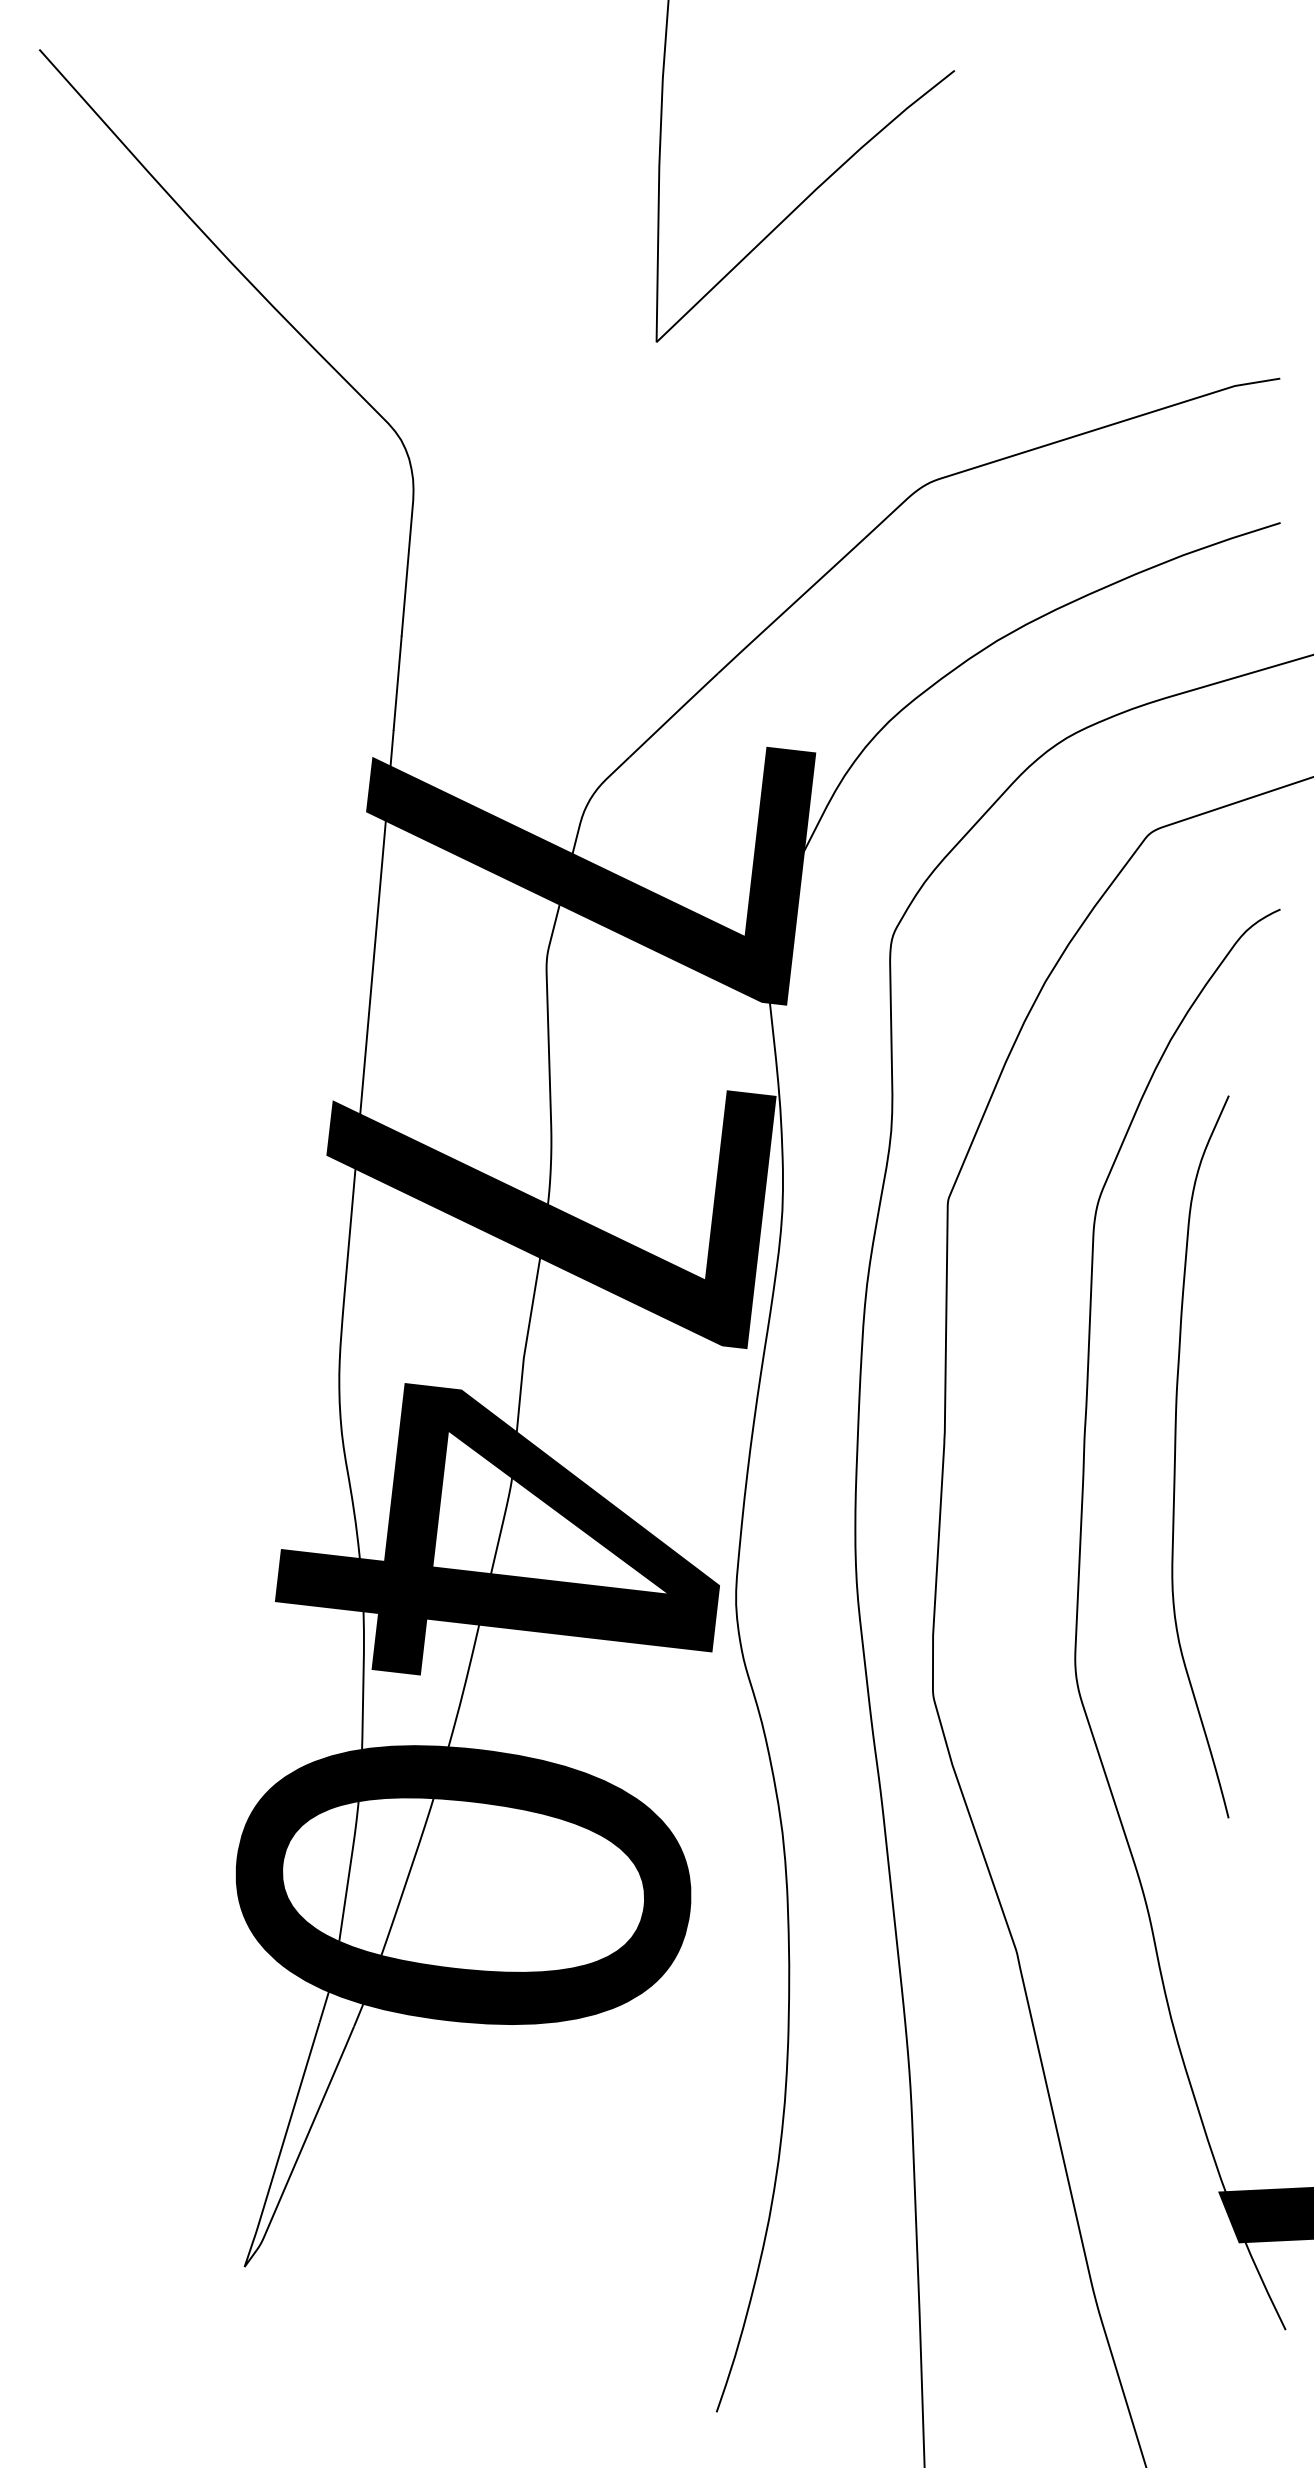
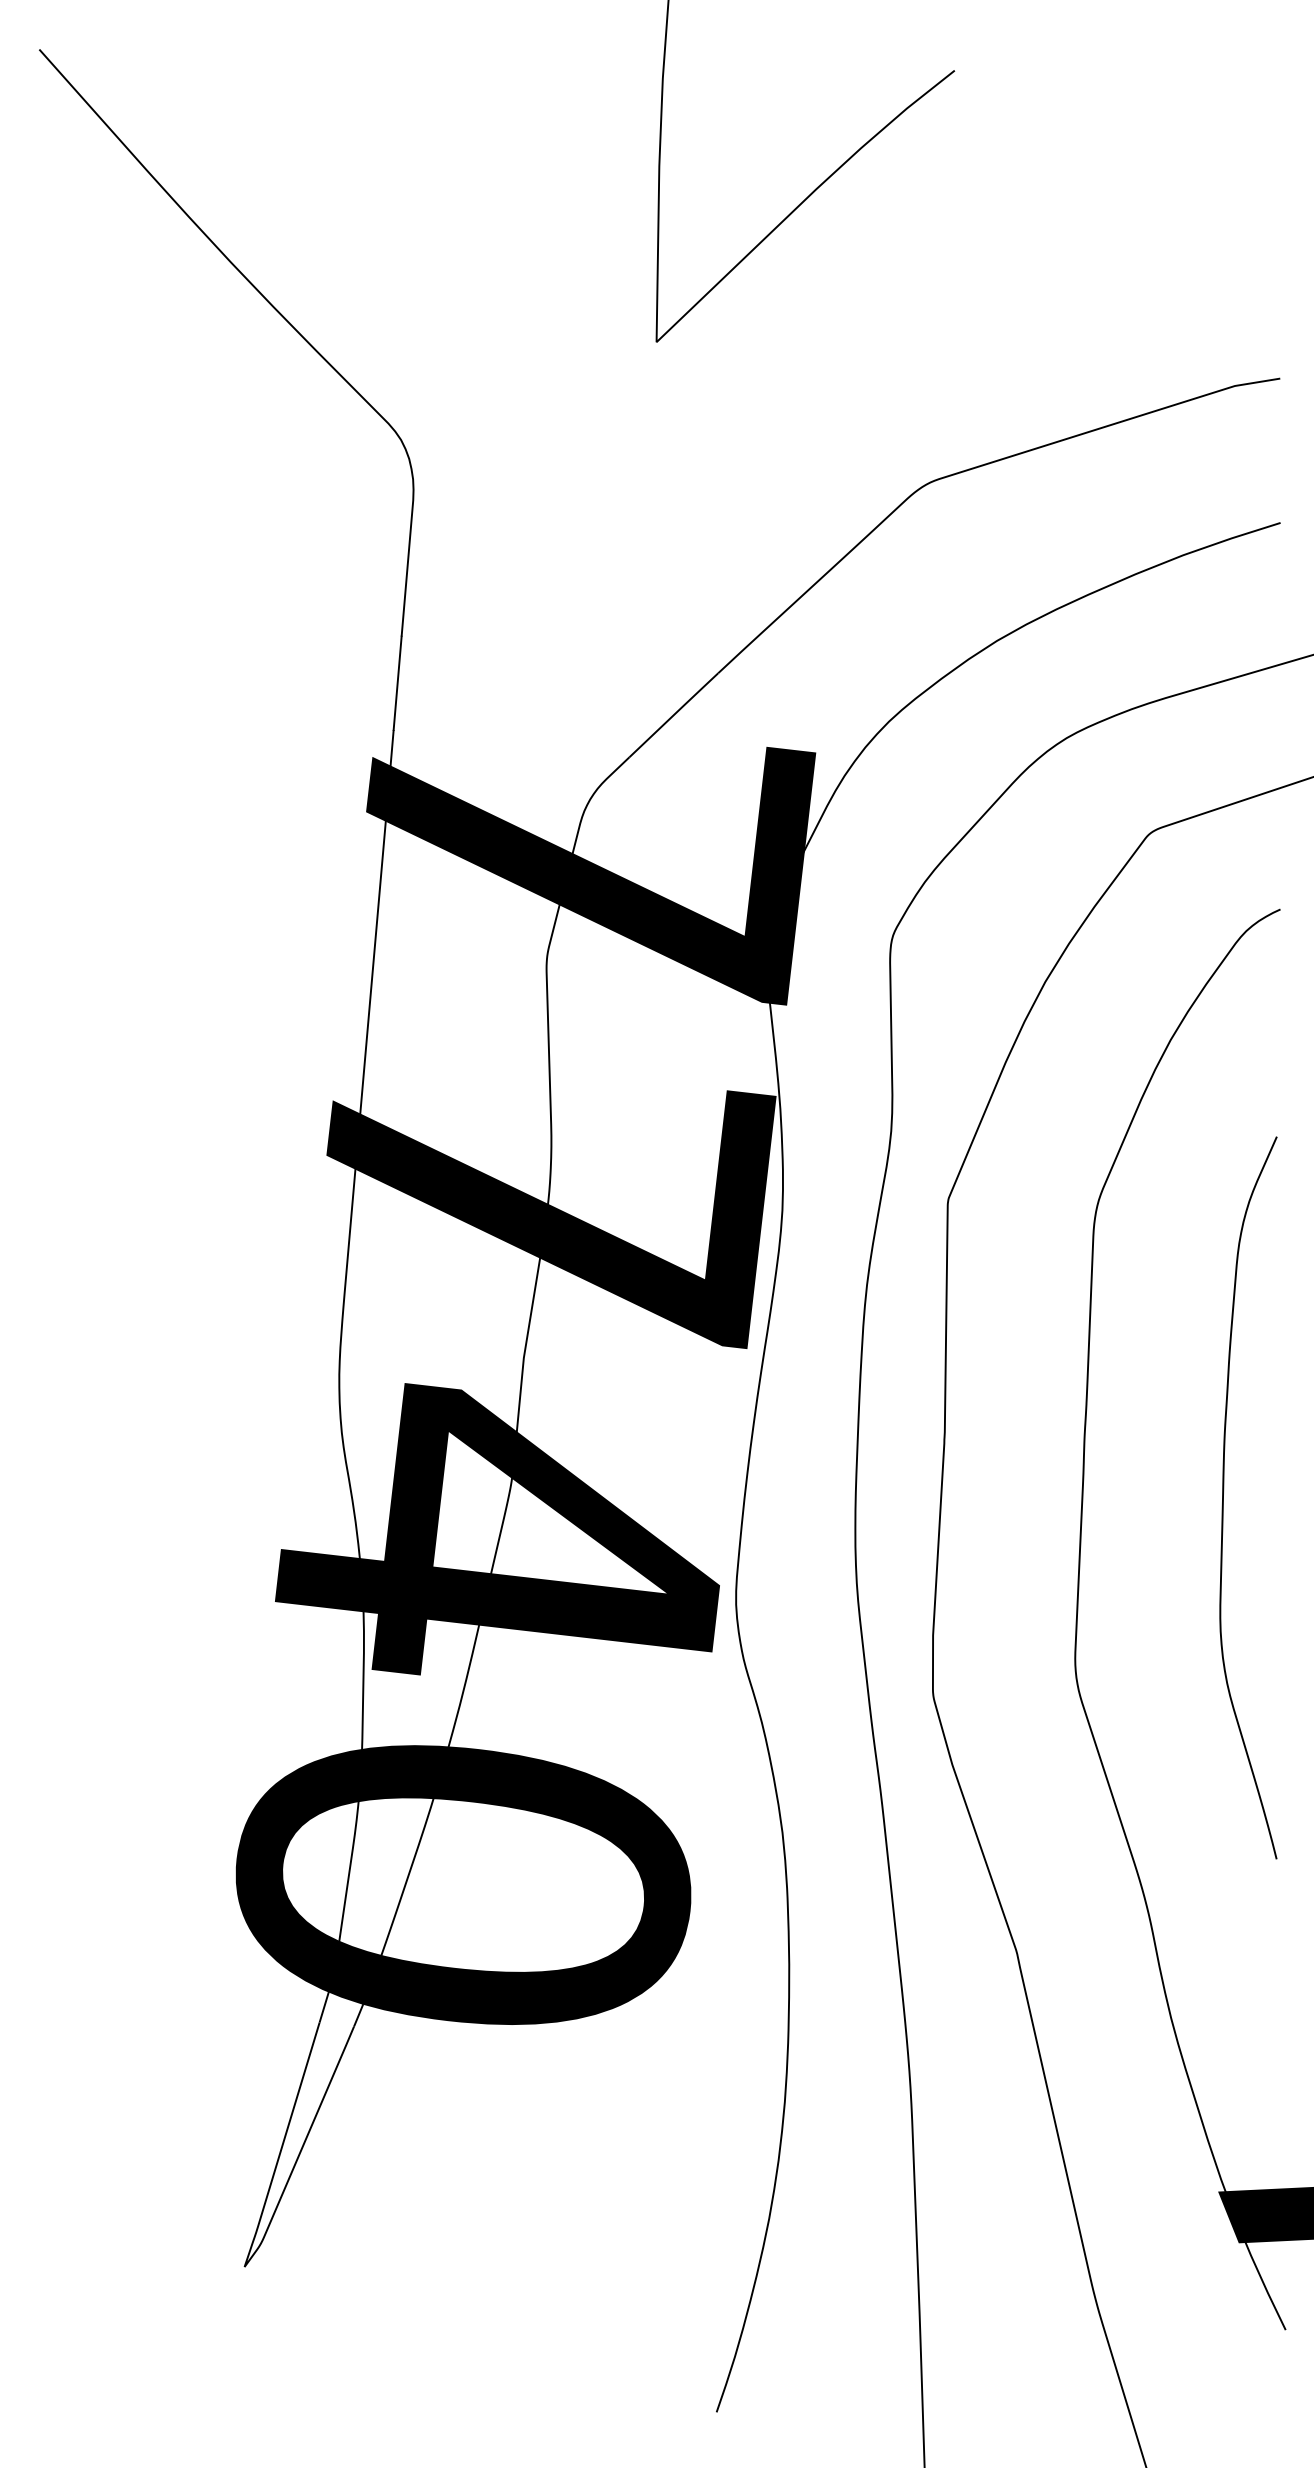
curve position: (1176, 1449) -> (1224, 1490) (1224, 1490)
